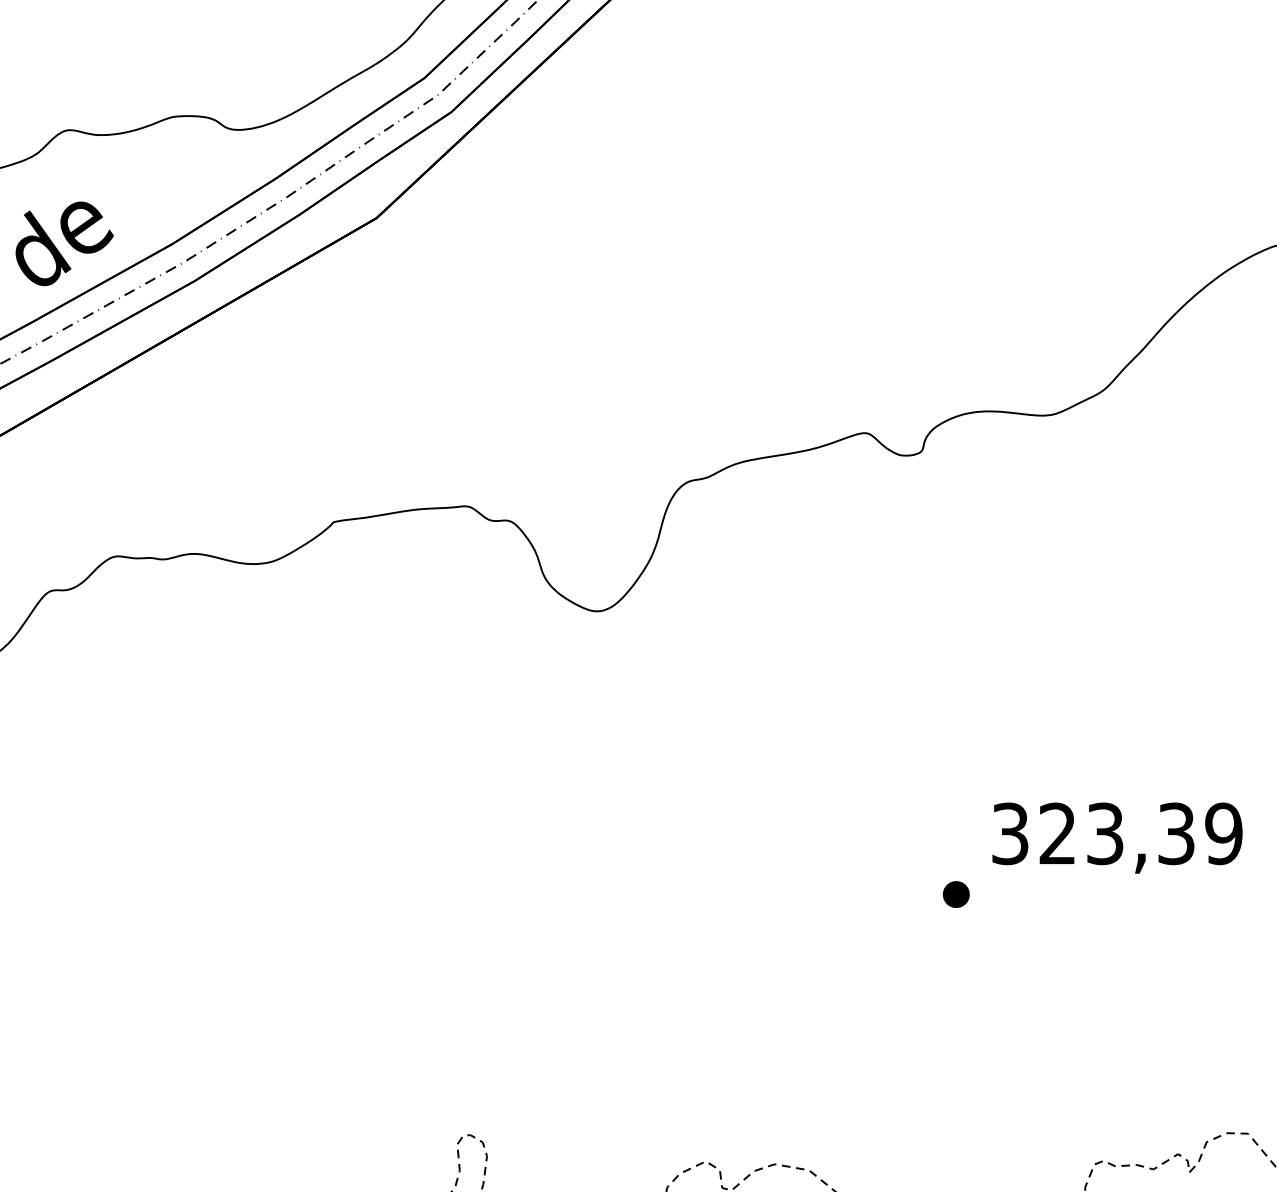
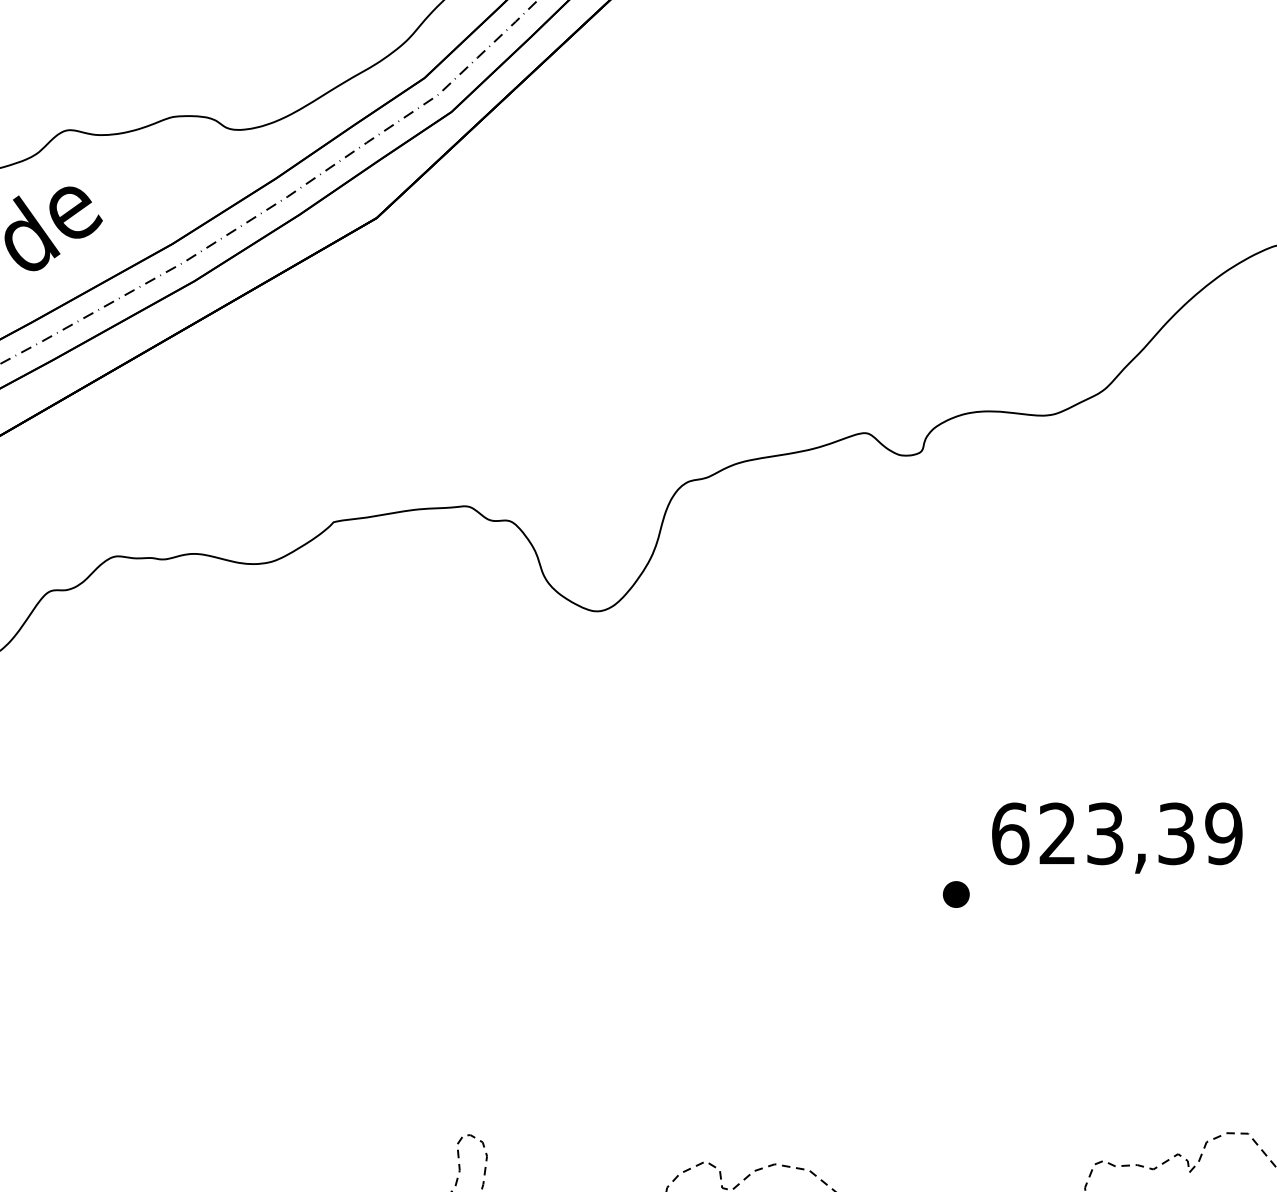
text position: (64, 243) -> (53, 228) (53, 228)
text: 323,39 -> 623,39 (1010, 833)
